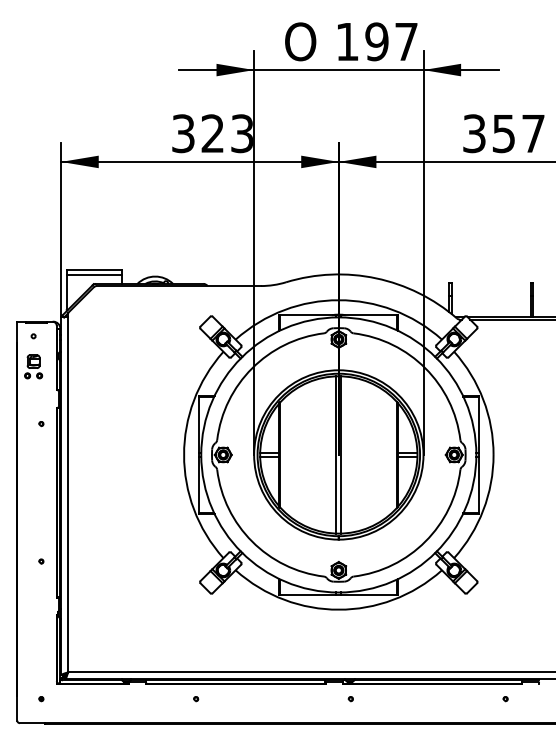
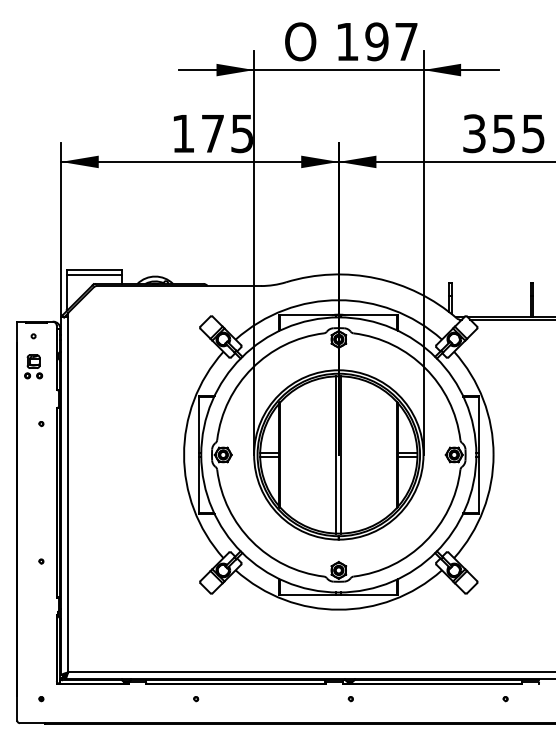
text: 323 -> 175 (212, 133)
text: 357 -> 355 (533, 134)
